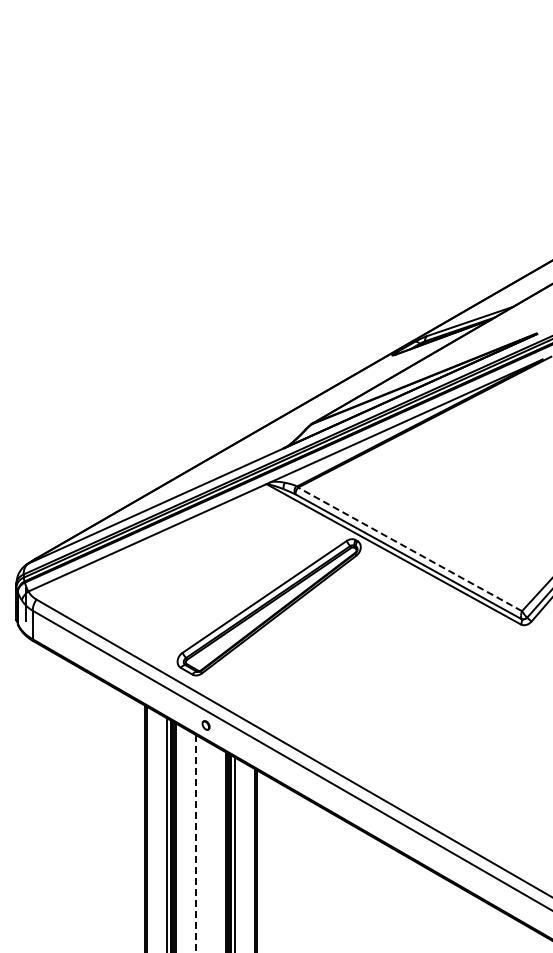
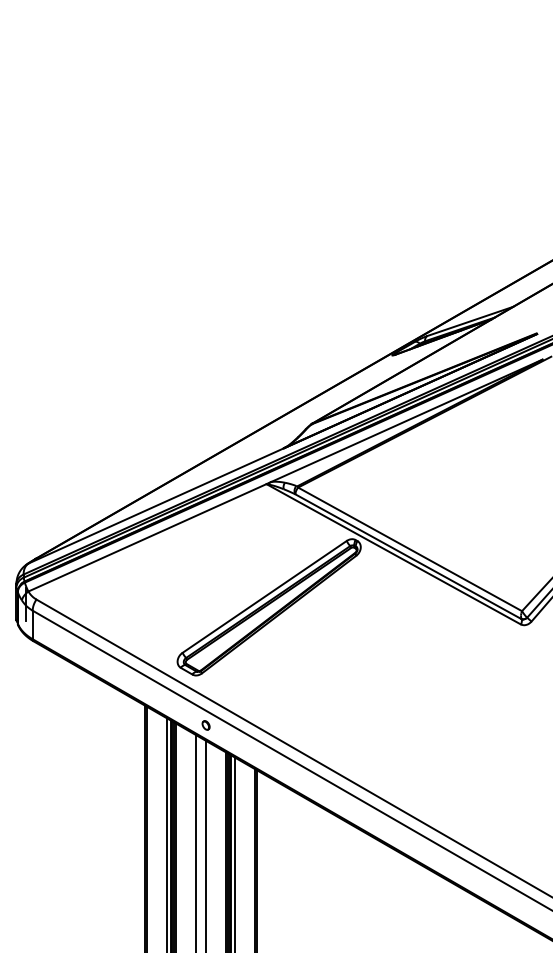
line: dashed -> solid (410, 549)
line: dashed -> solid (196, 844)
line: none -> present (205, 844)
